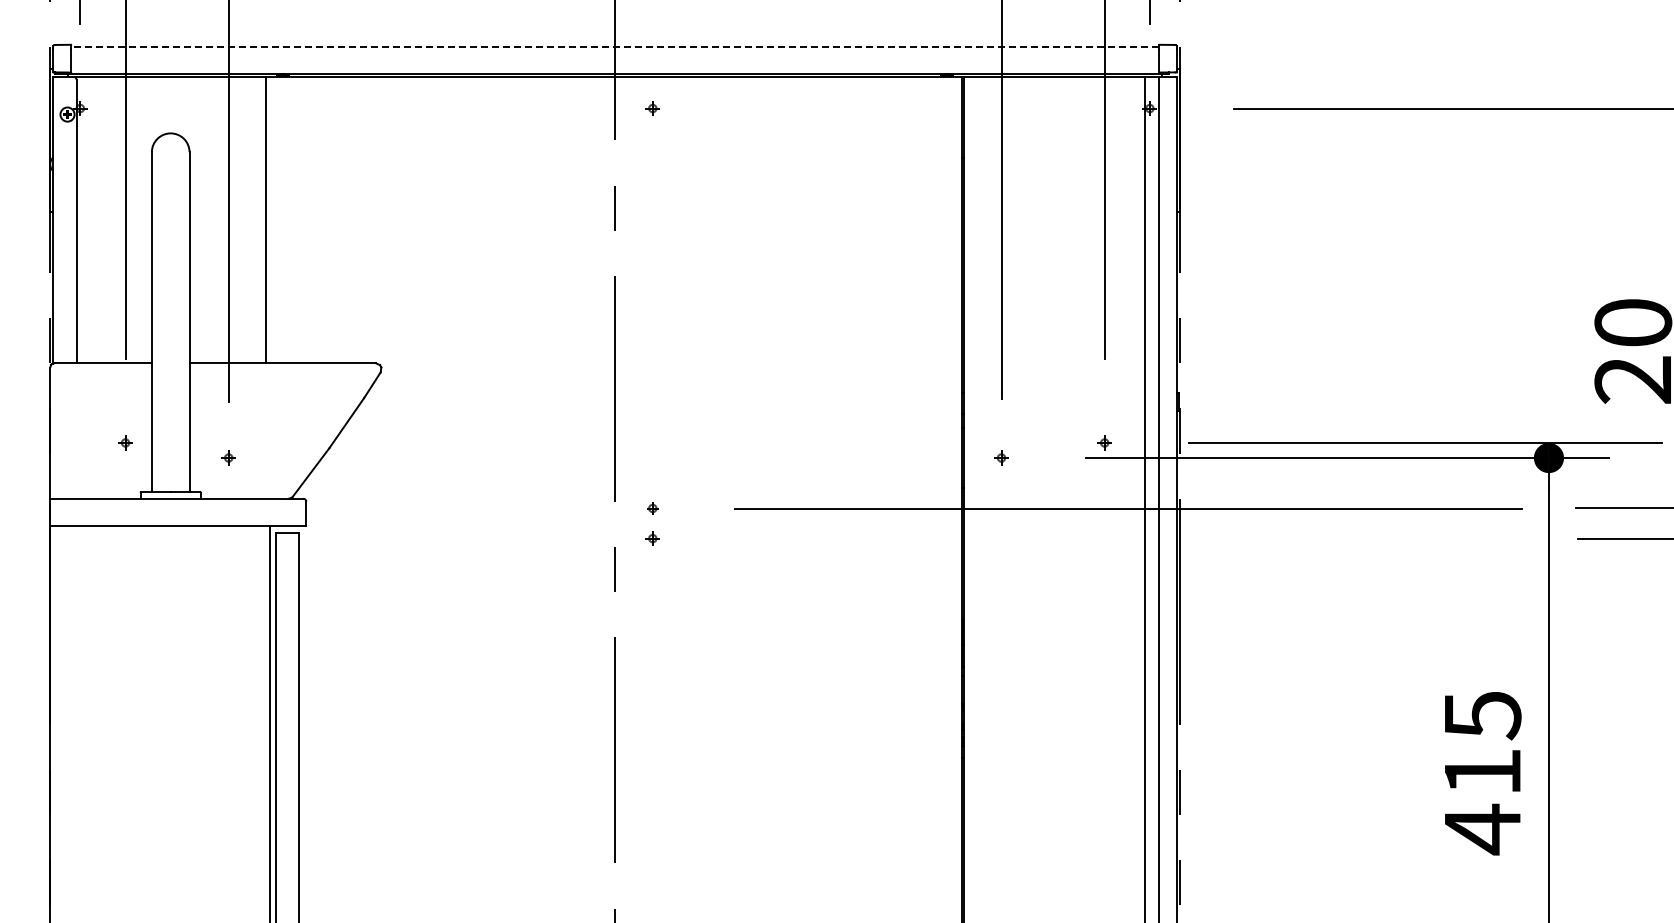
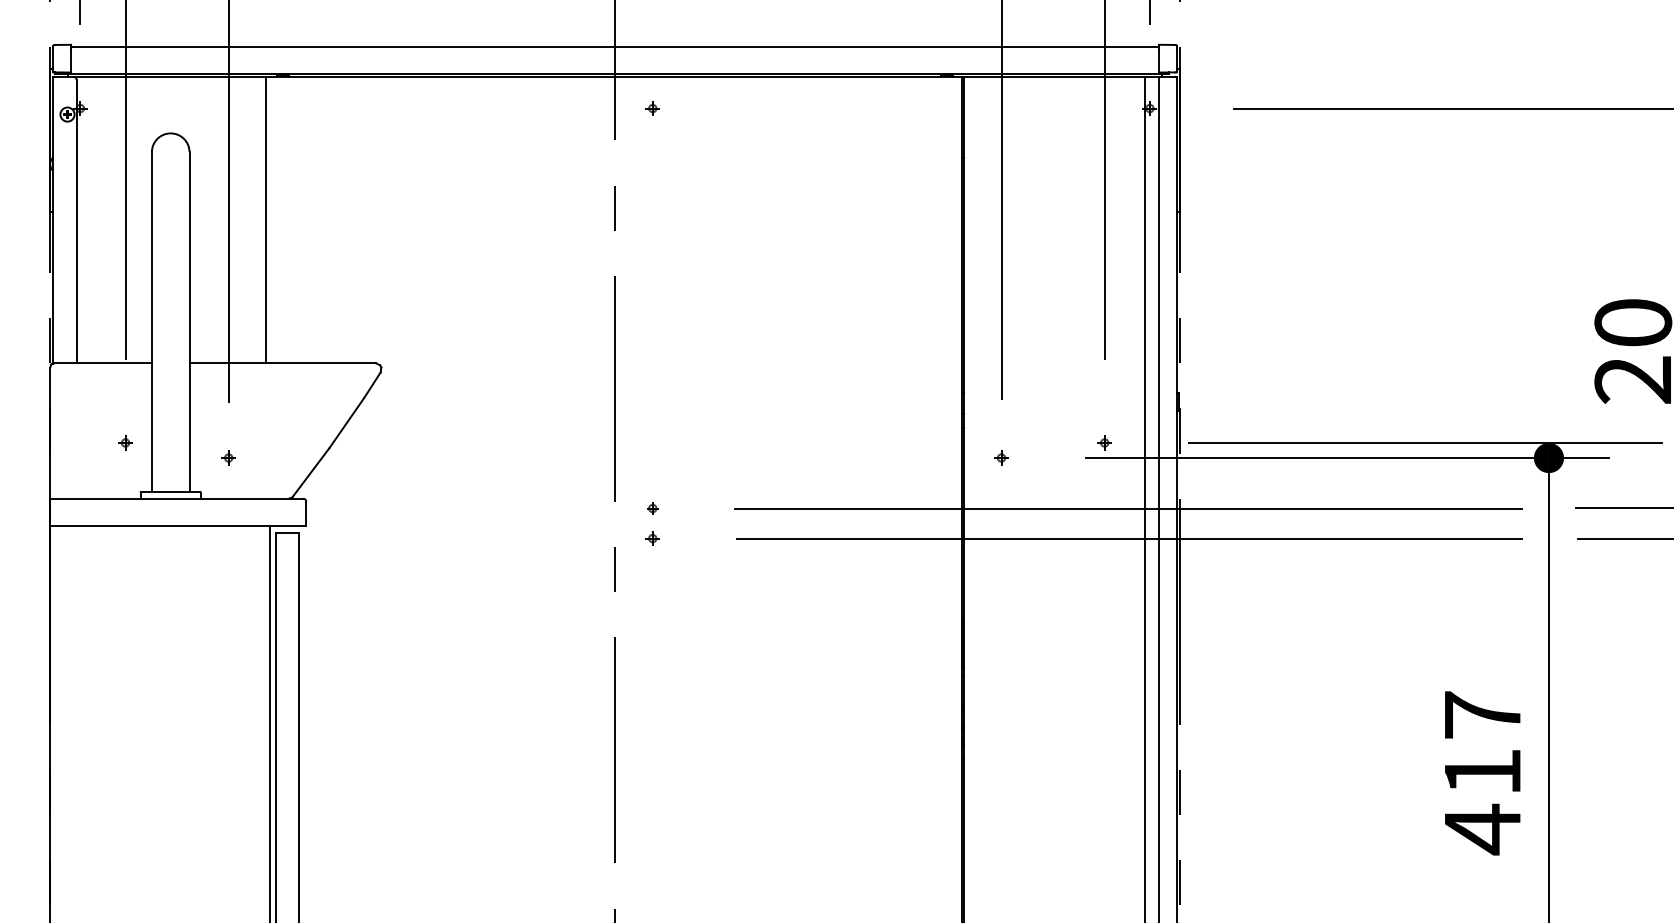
line: dashed -> solid (615, 46)
line: none -> present (1129, 538)
text: 415 -> 417 (1483, 715)
